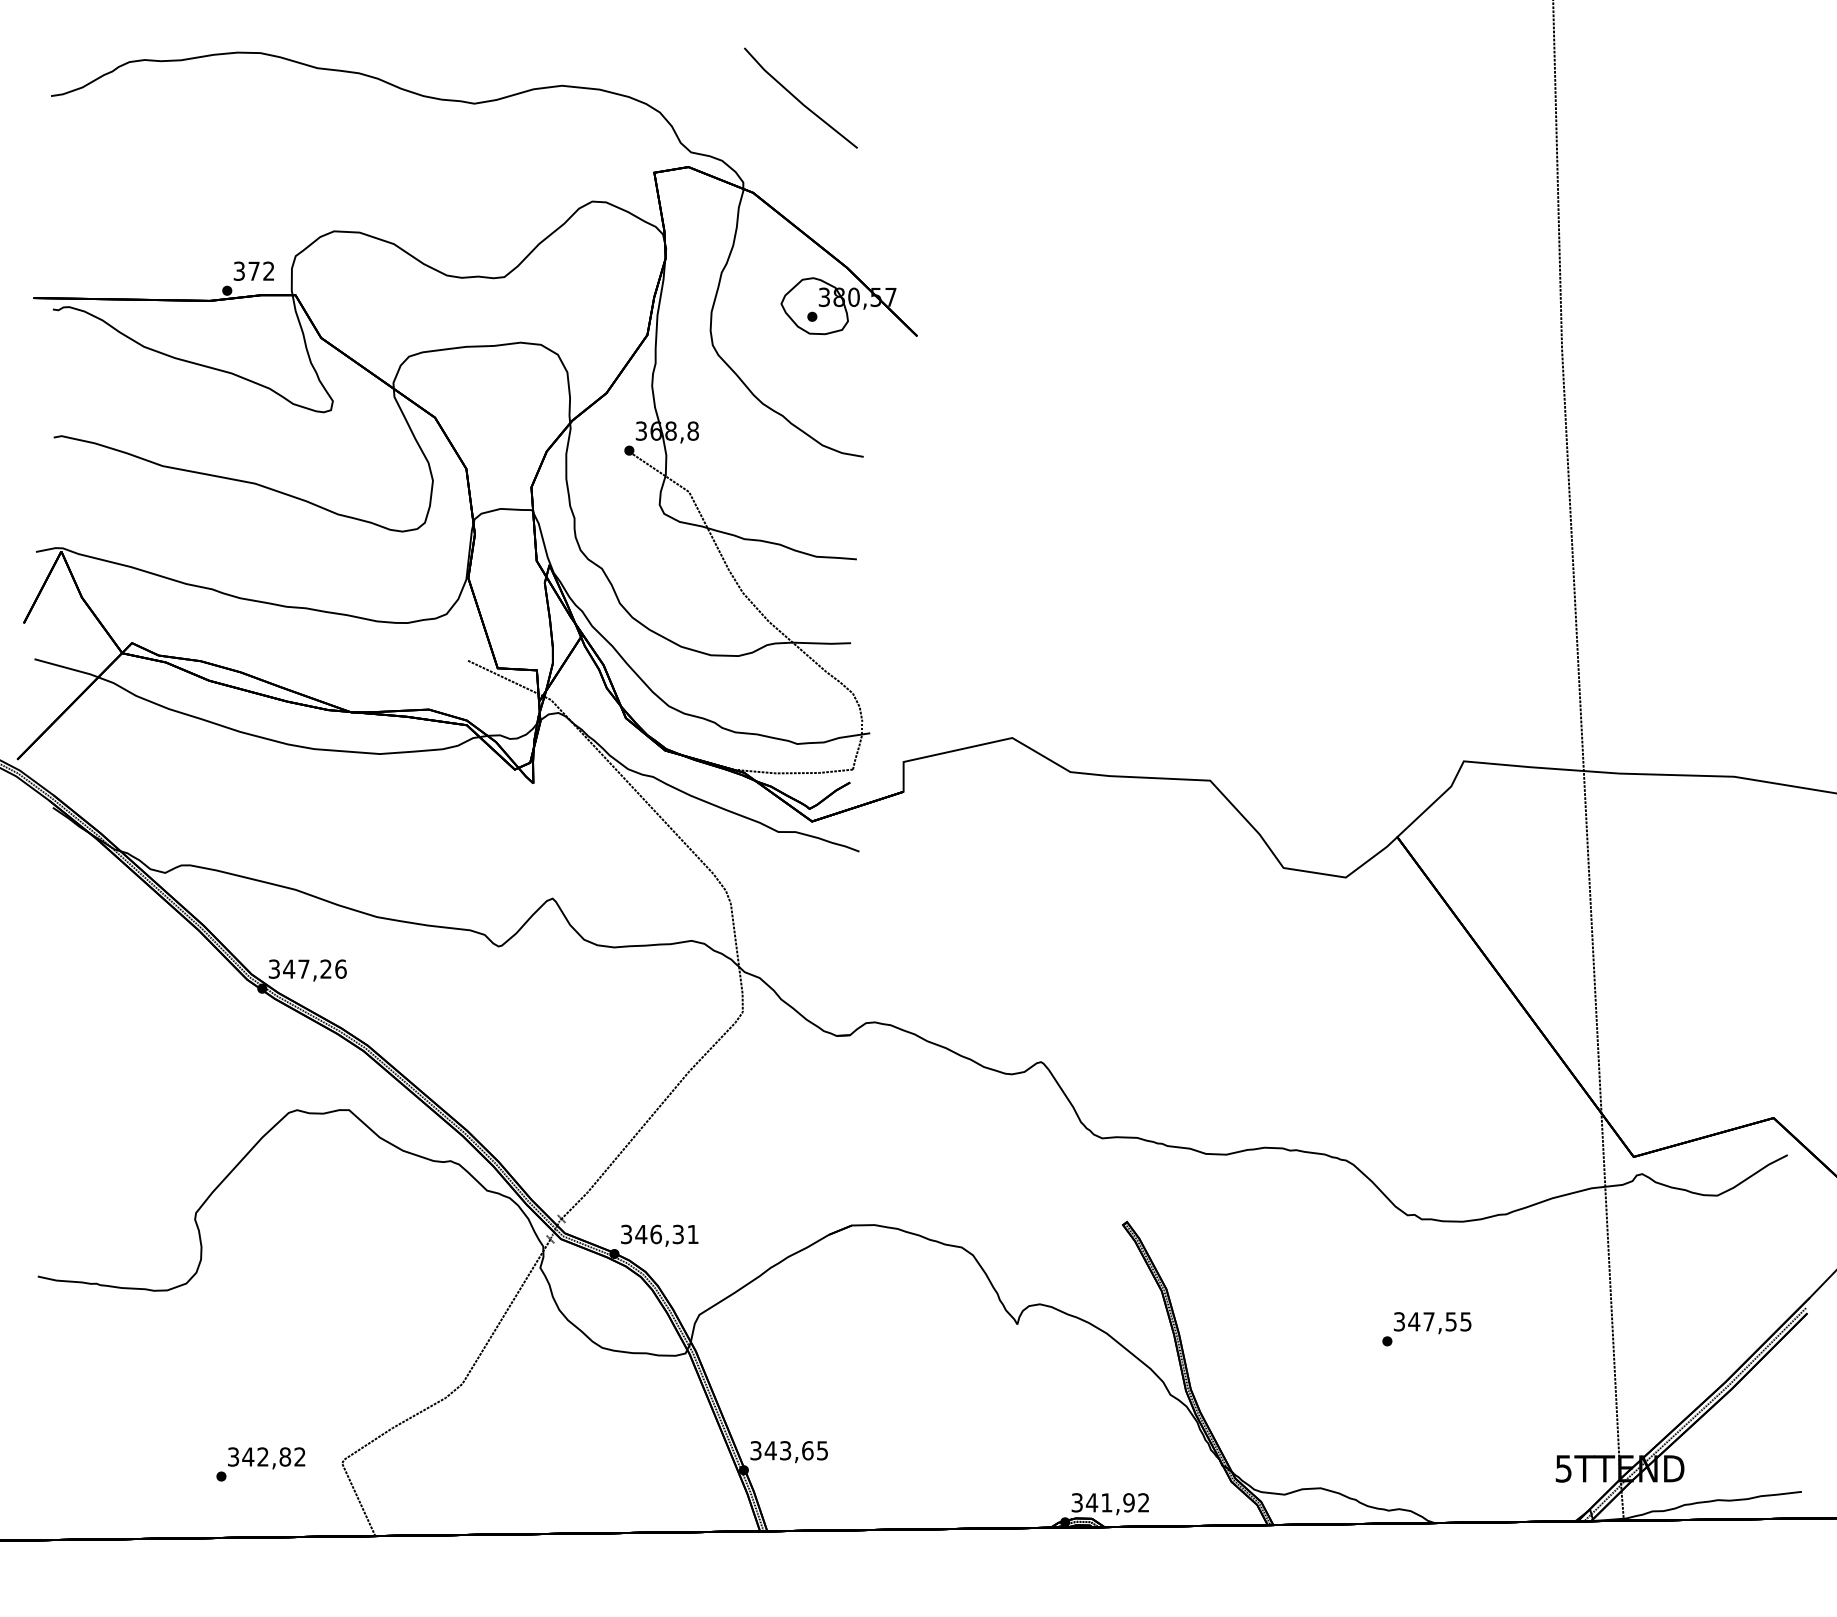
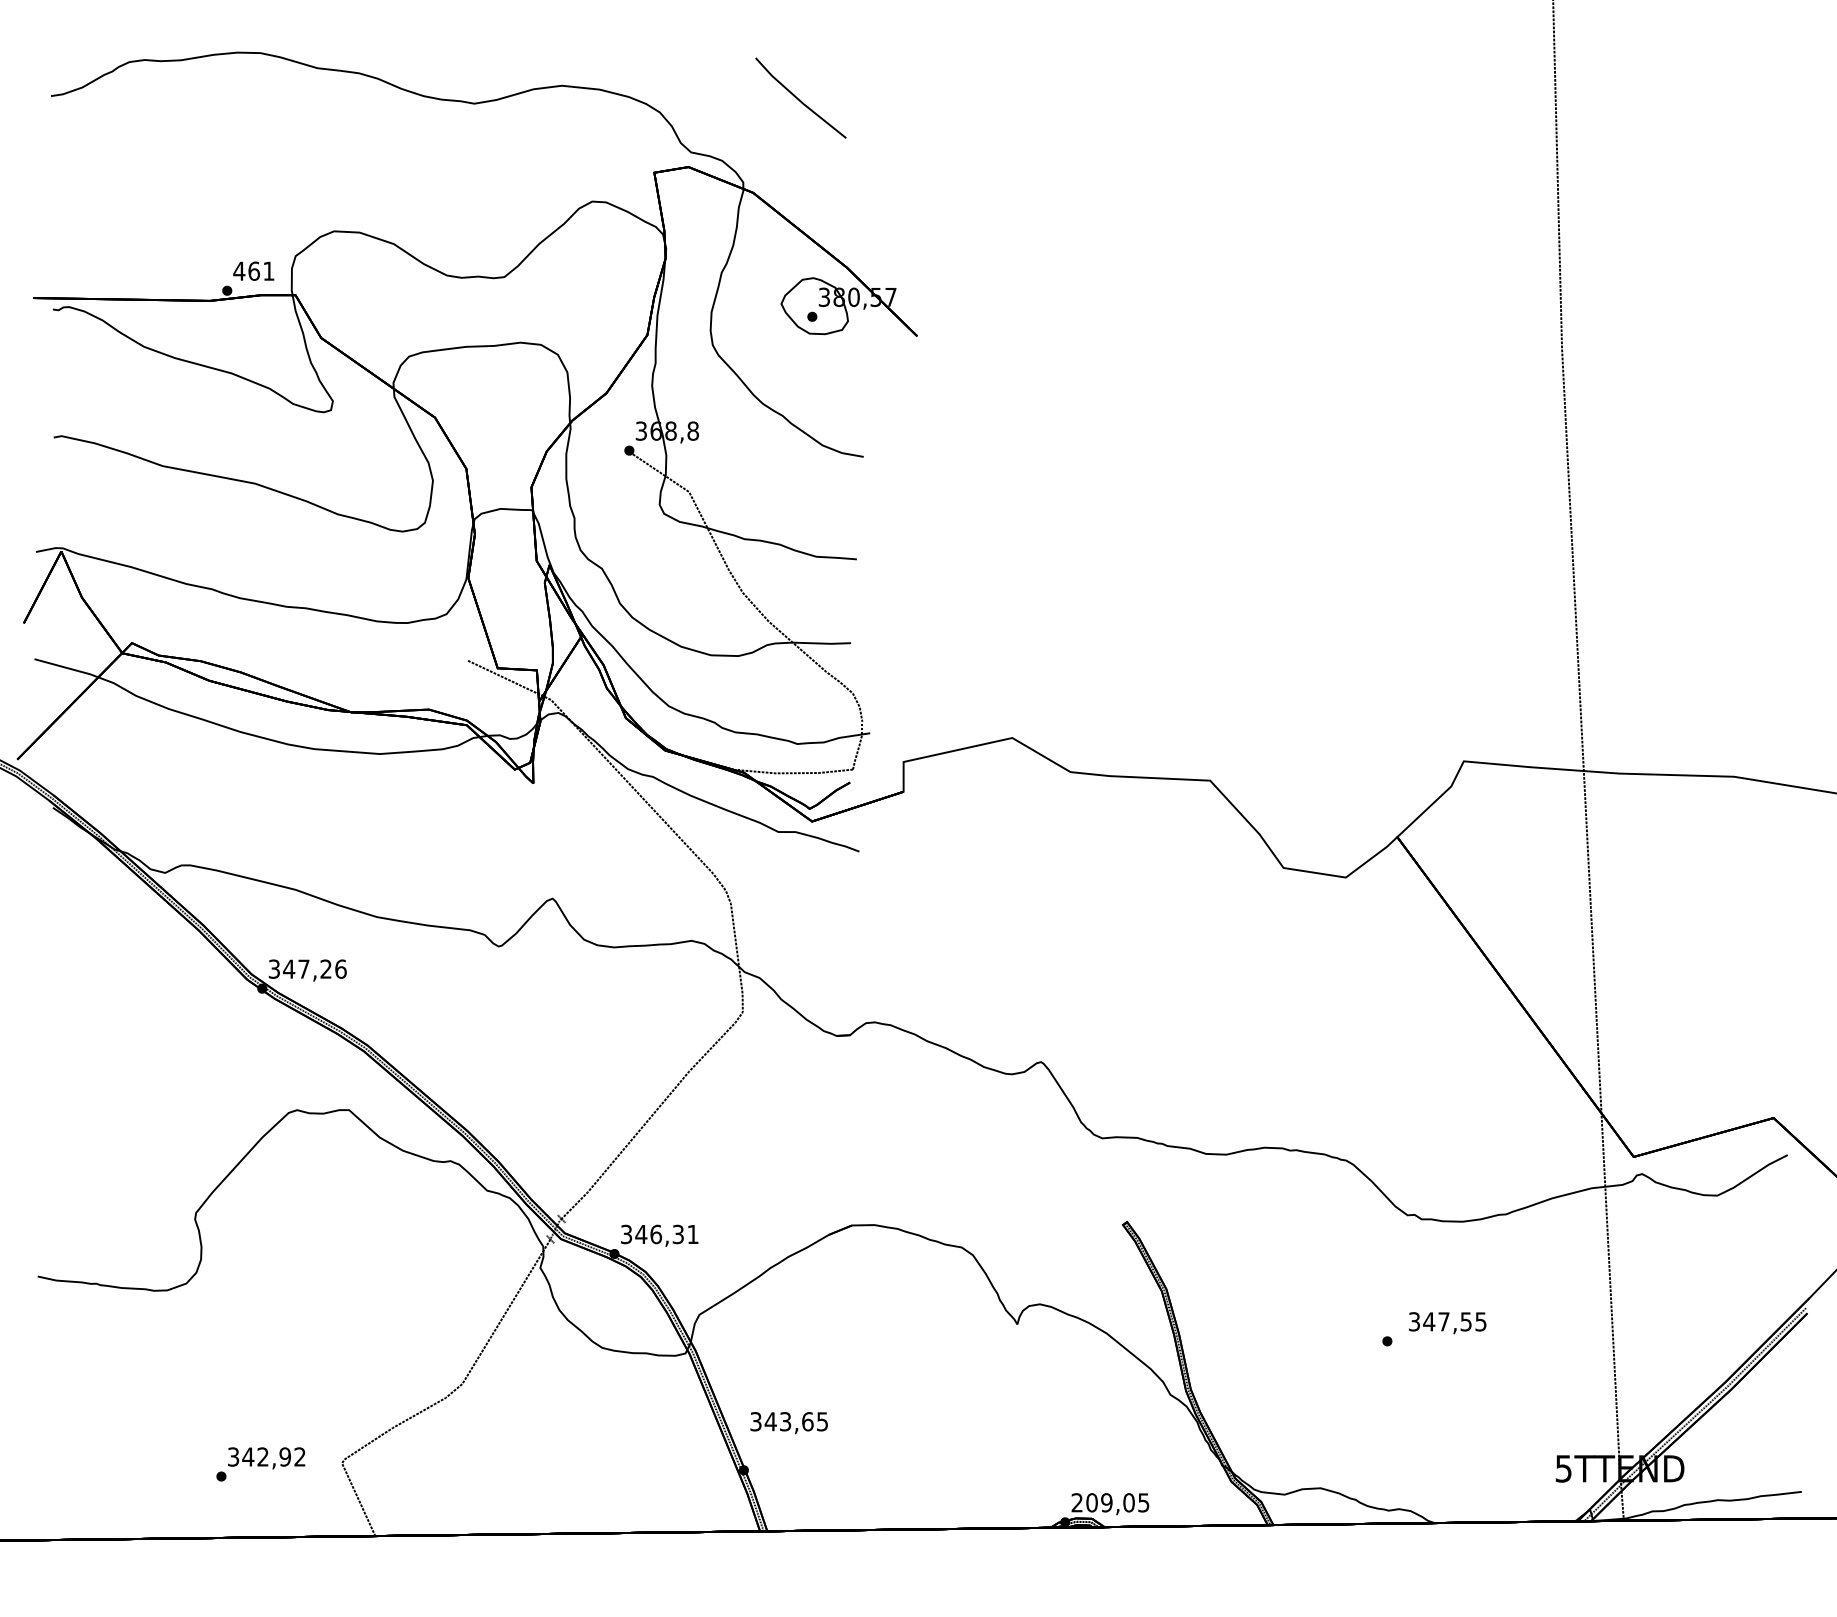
part size: 114x102 px -> 92x82 px (800, 97)
text: 372 -> 461 (253, 270)
text position: (1432, 1323) -> (1447, 1323) (1447, 1323)
text position: (788, 1452) -> (788, 1423) (788, 1423)
text: 342,82 -> 342,92 (285, 1456)
text: 341,92 -> 209,05 (1110, 1502)
